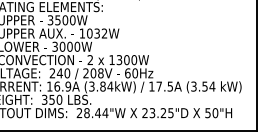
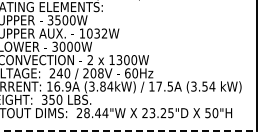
line: solid -> dashed (128, 131)
